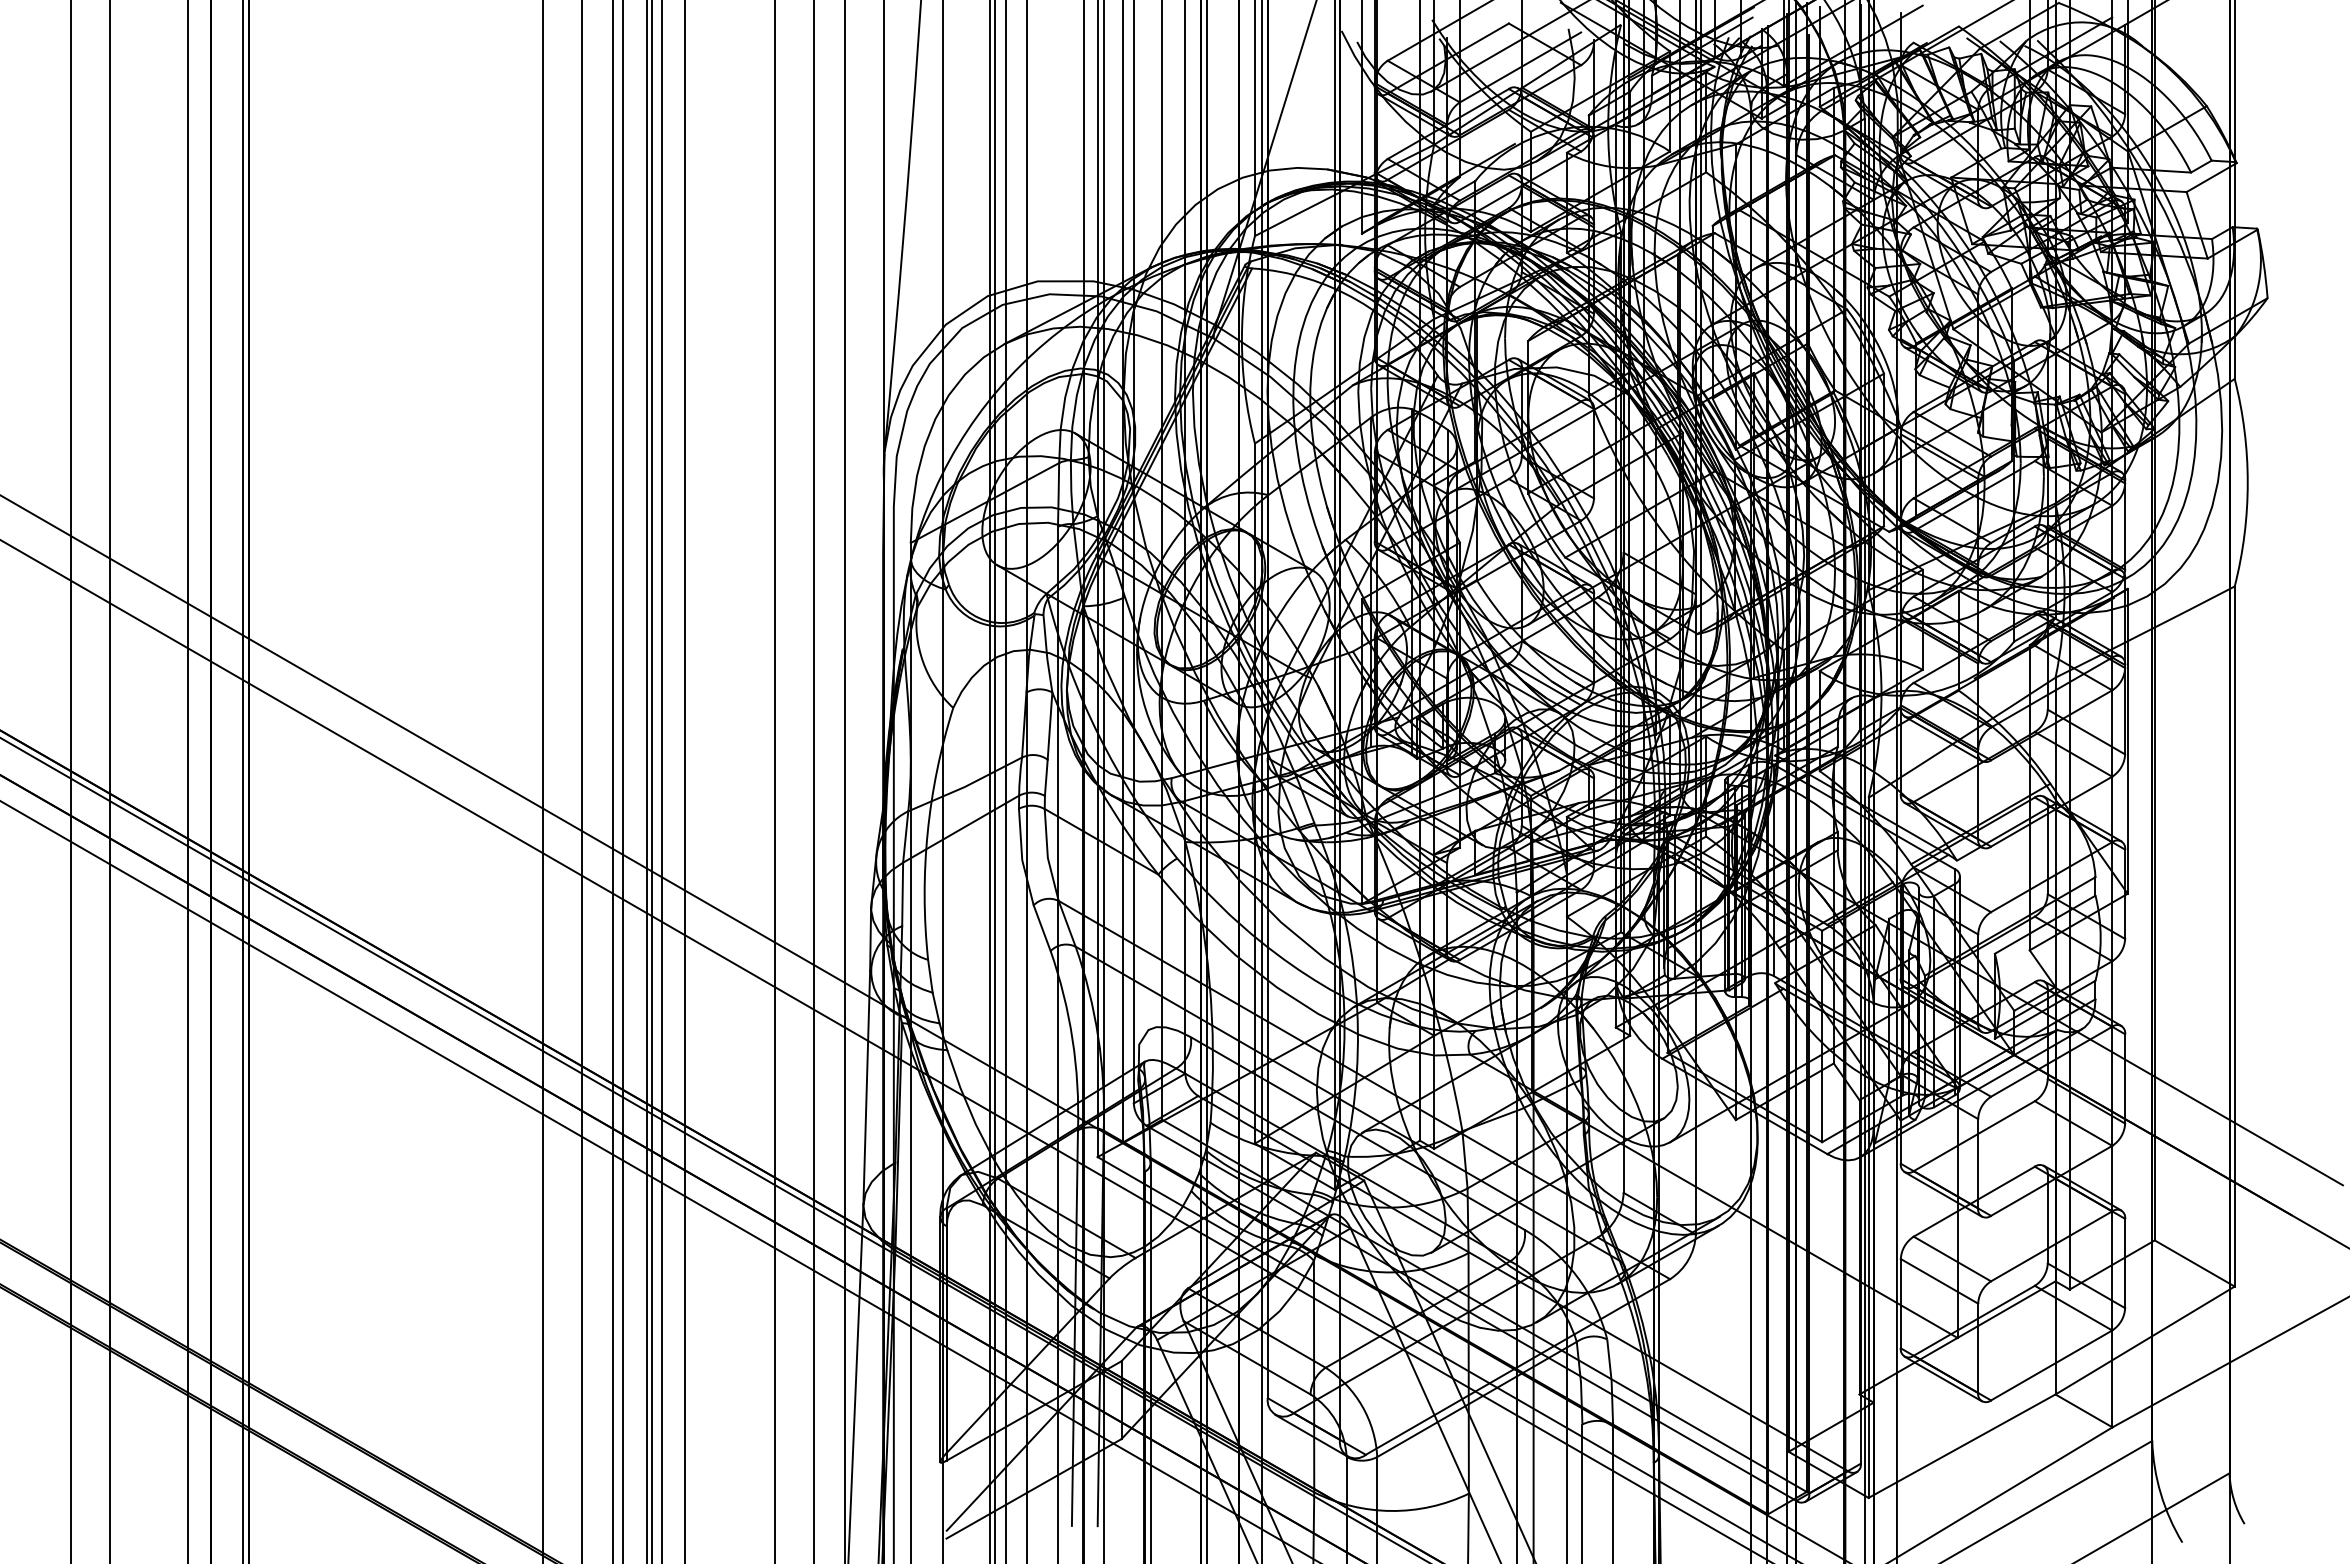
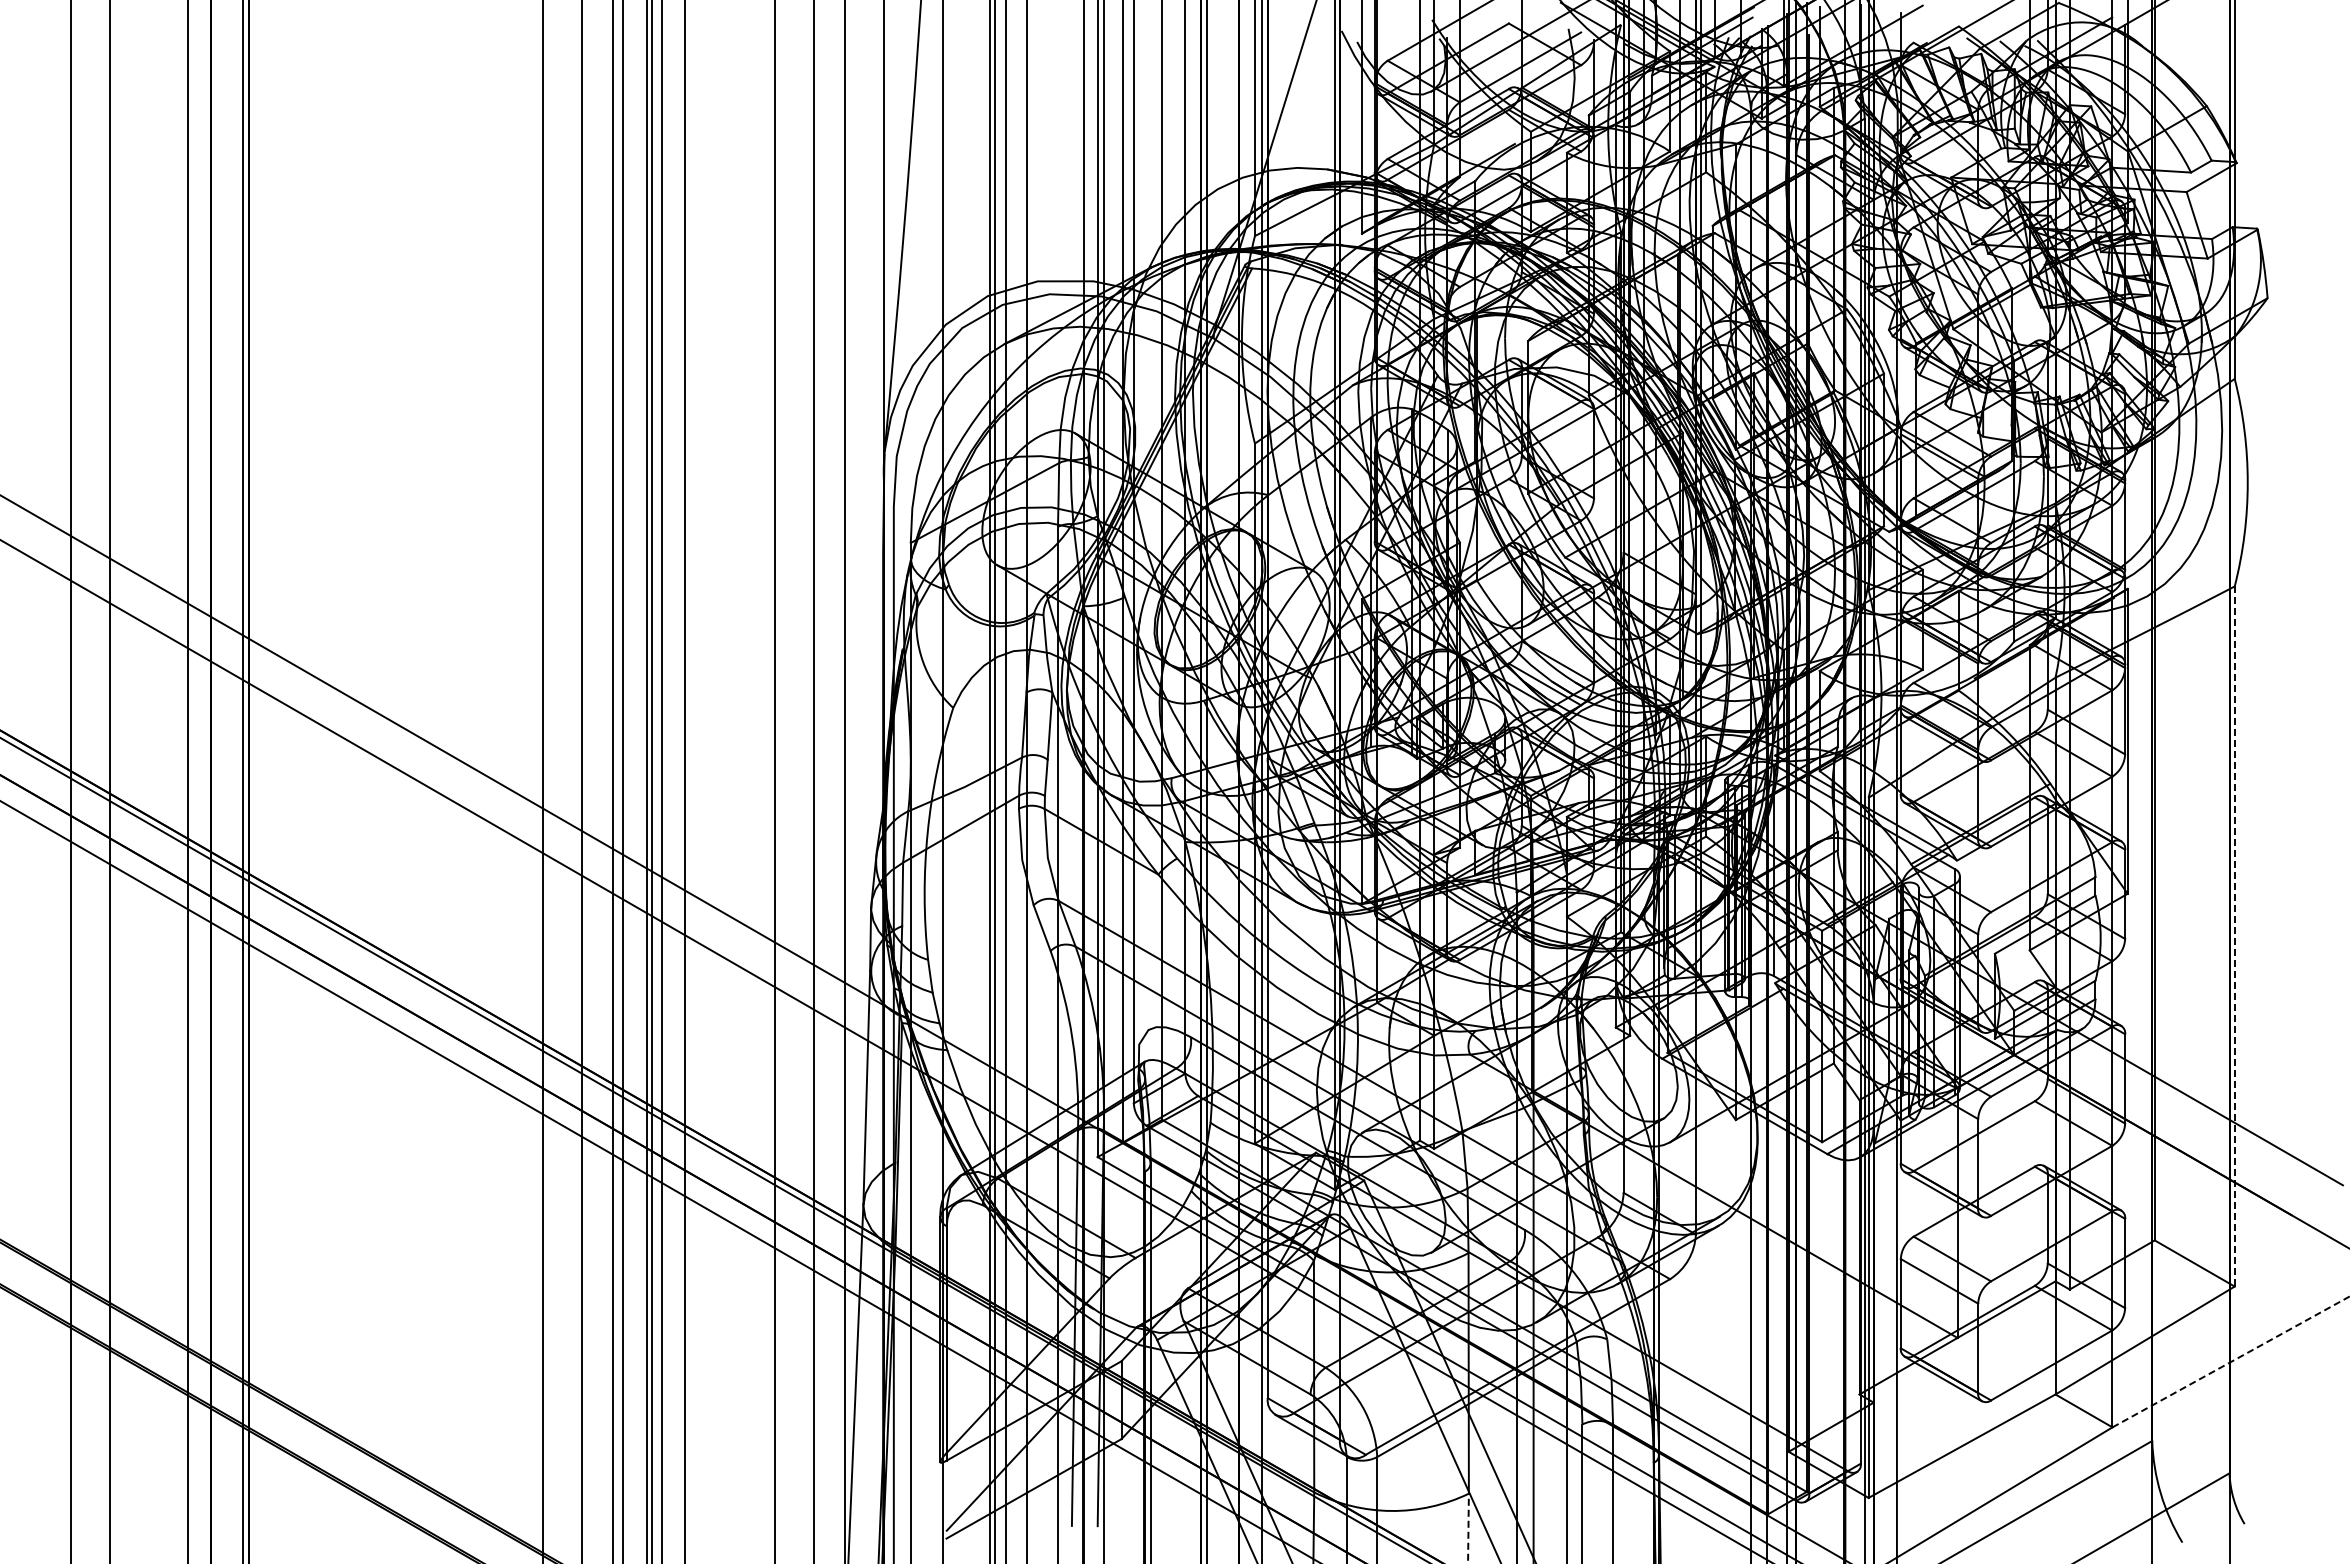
line: solid -> dashed (2234, 937)
line: solid -> dashed (2231, 1361)
line: solid -> dashed (1468, 1528)
